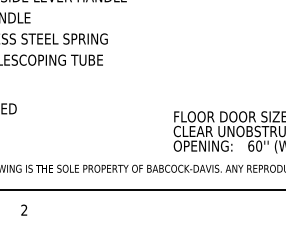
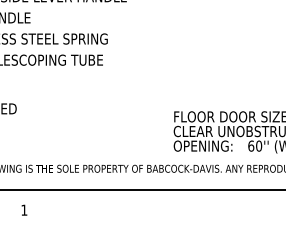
text: 2 -> 1 (24, 209)
